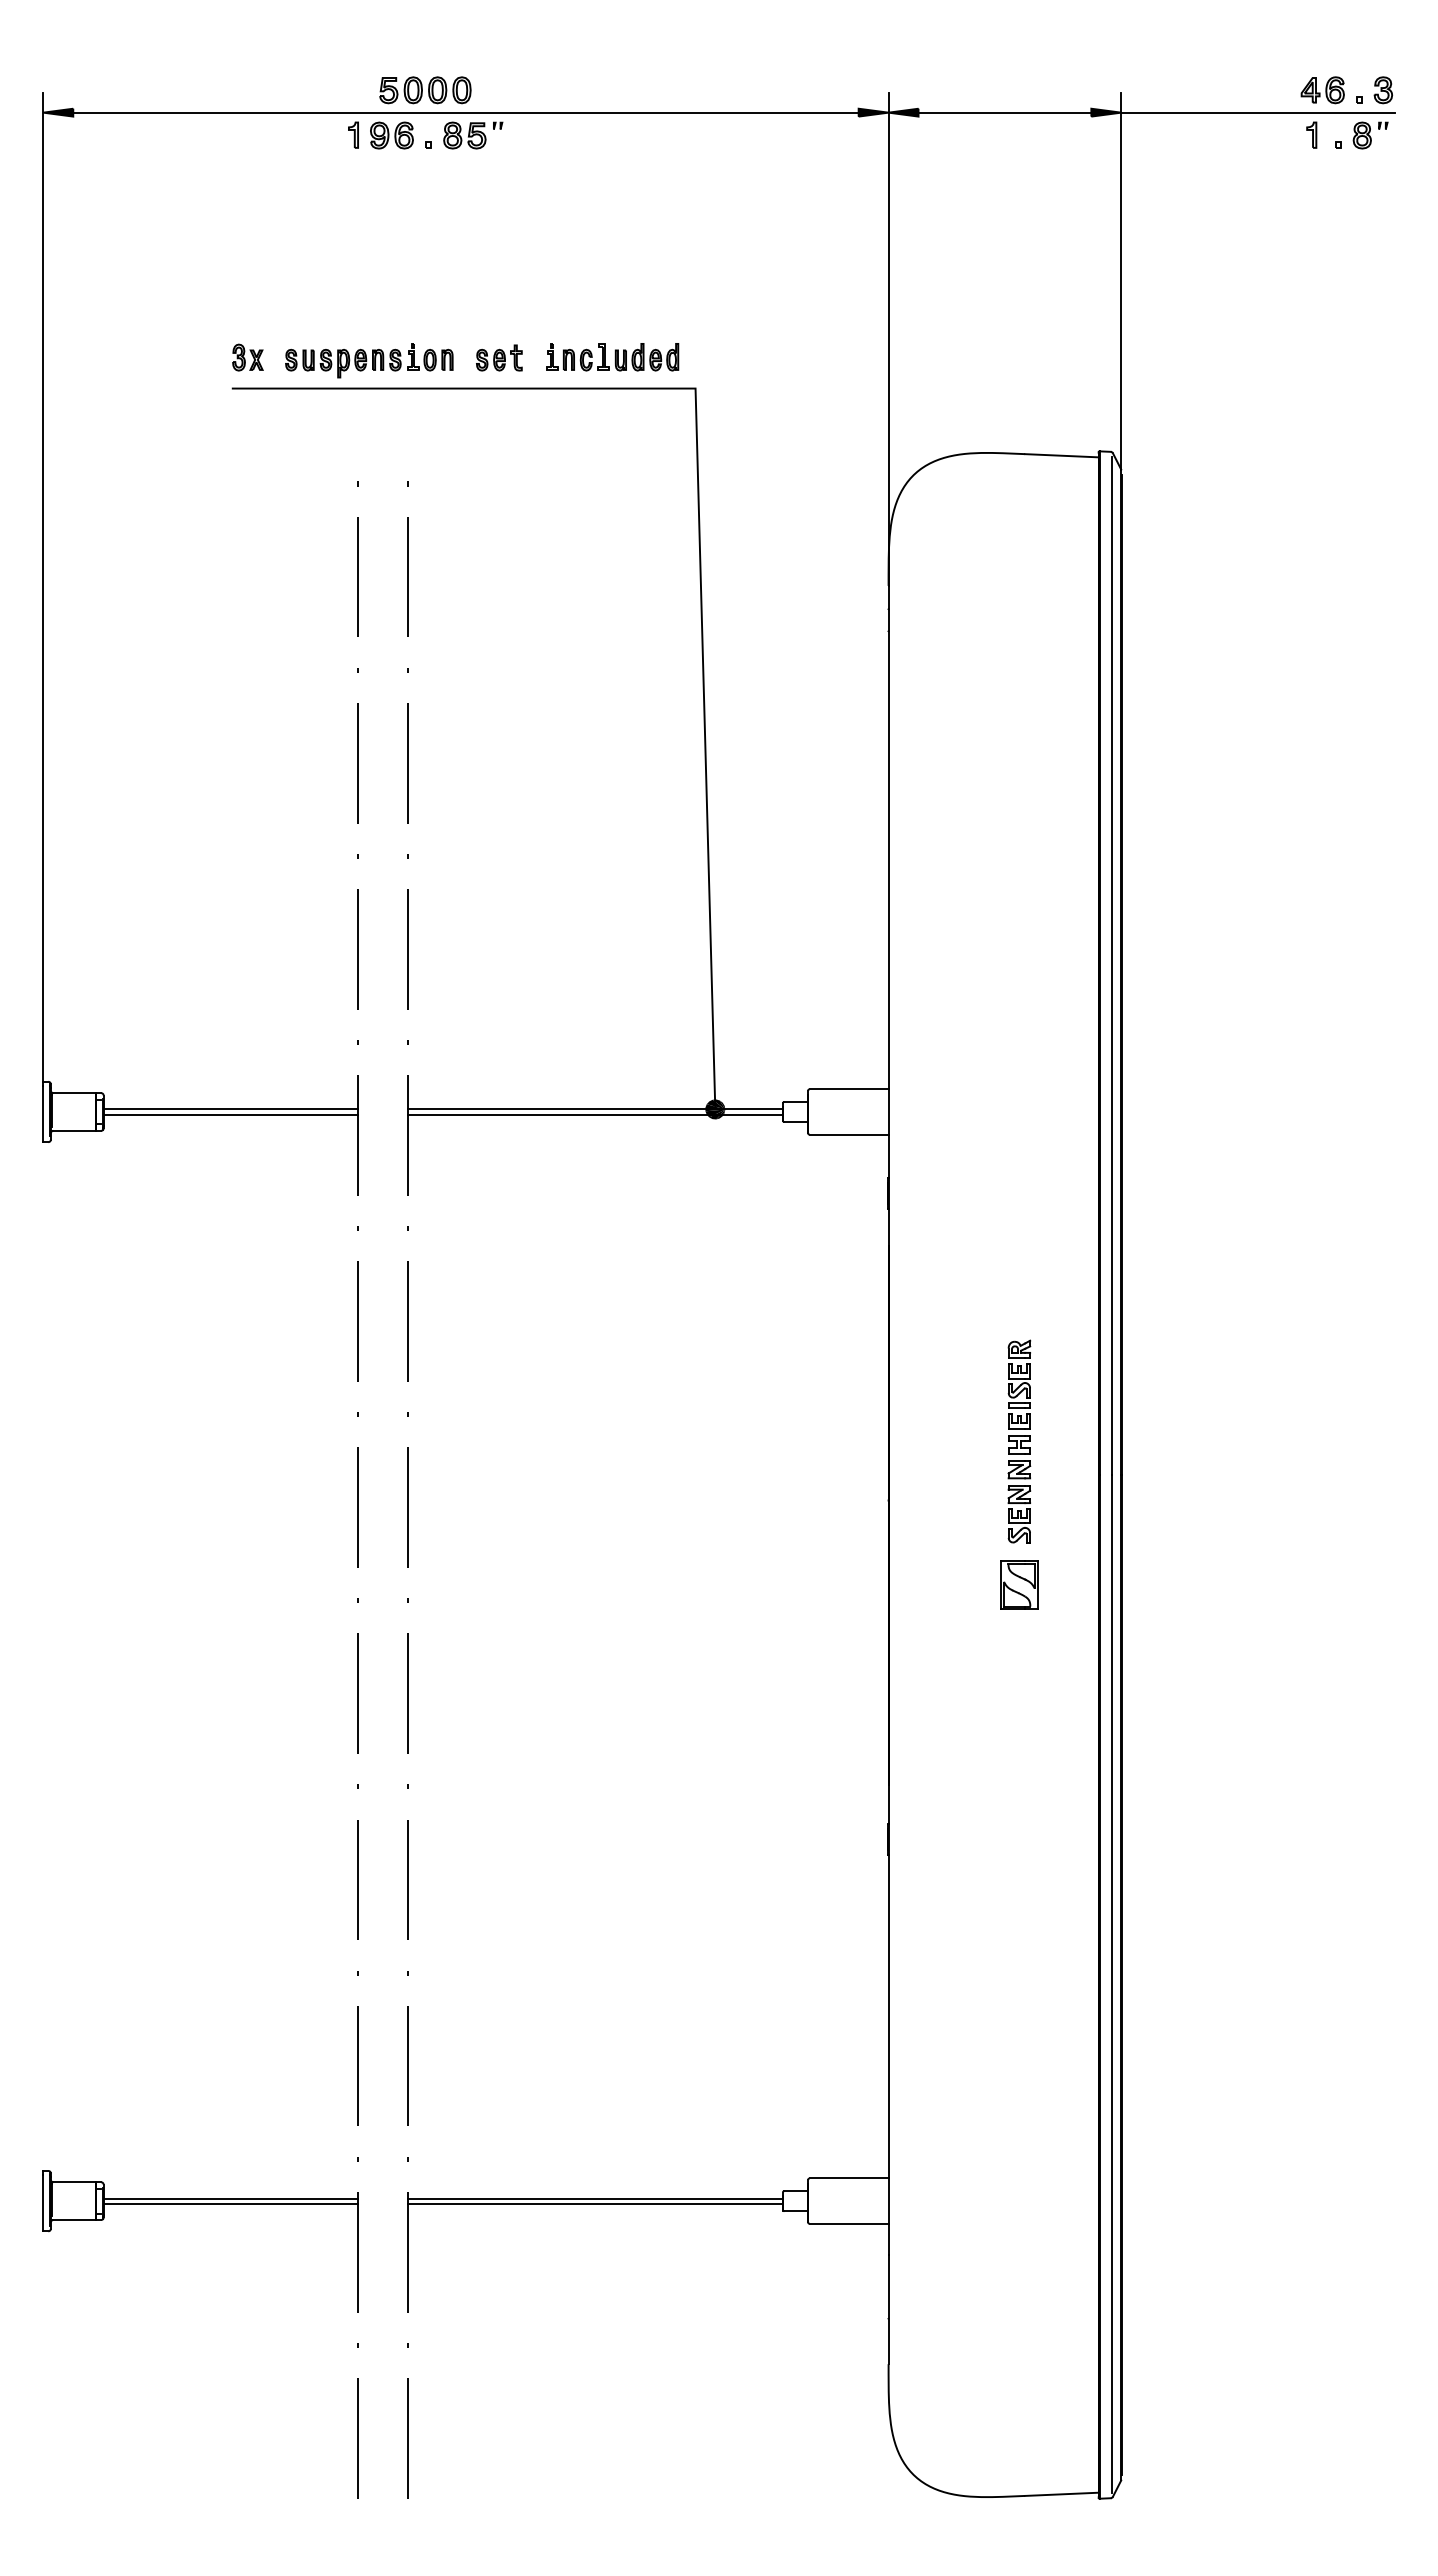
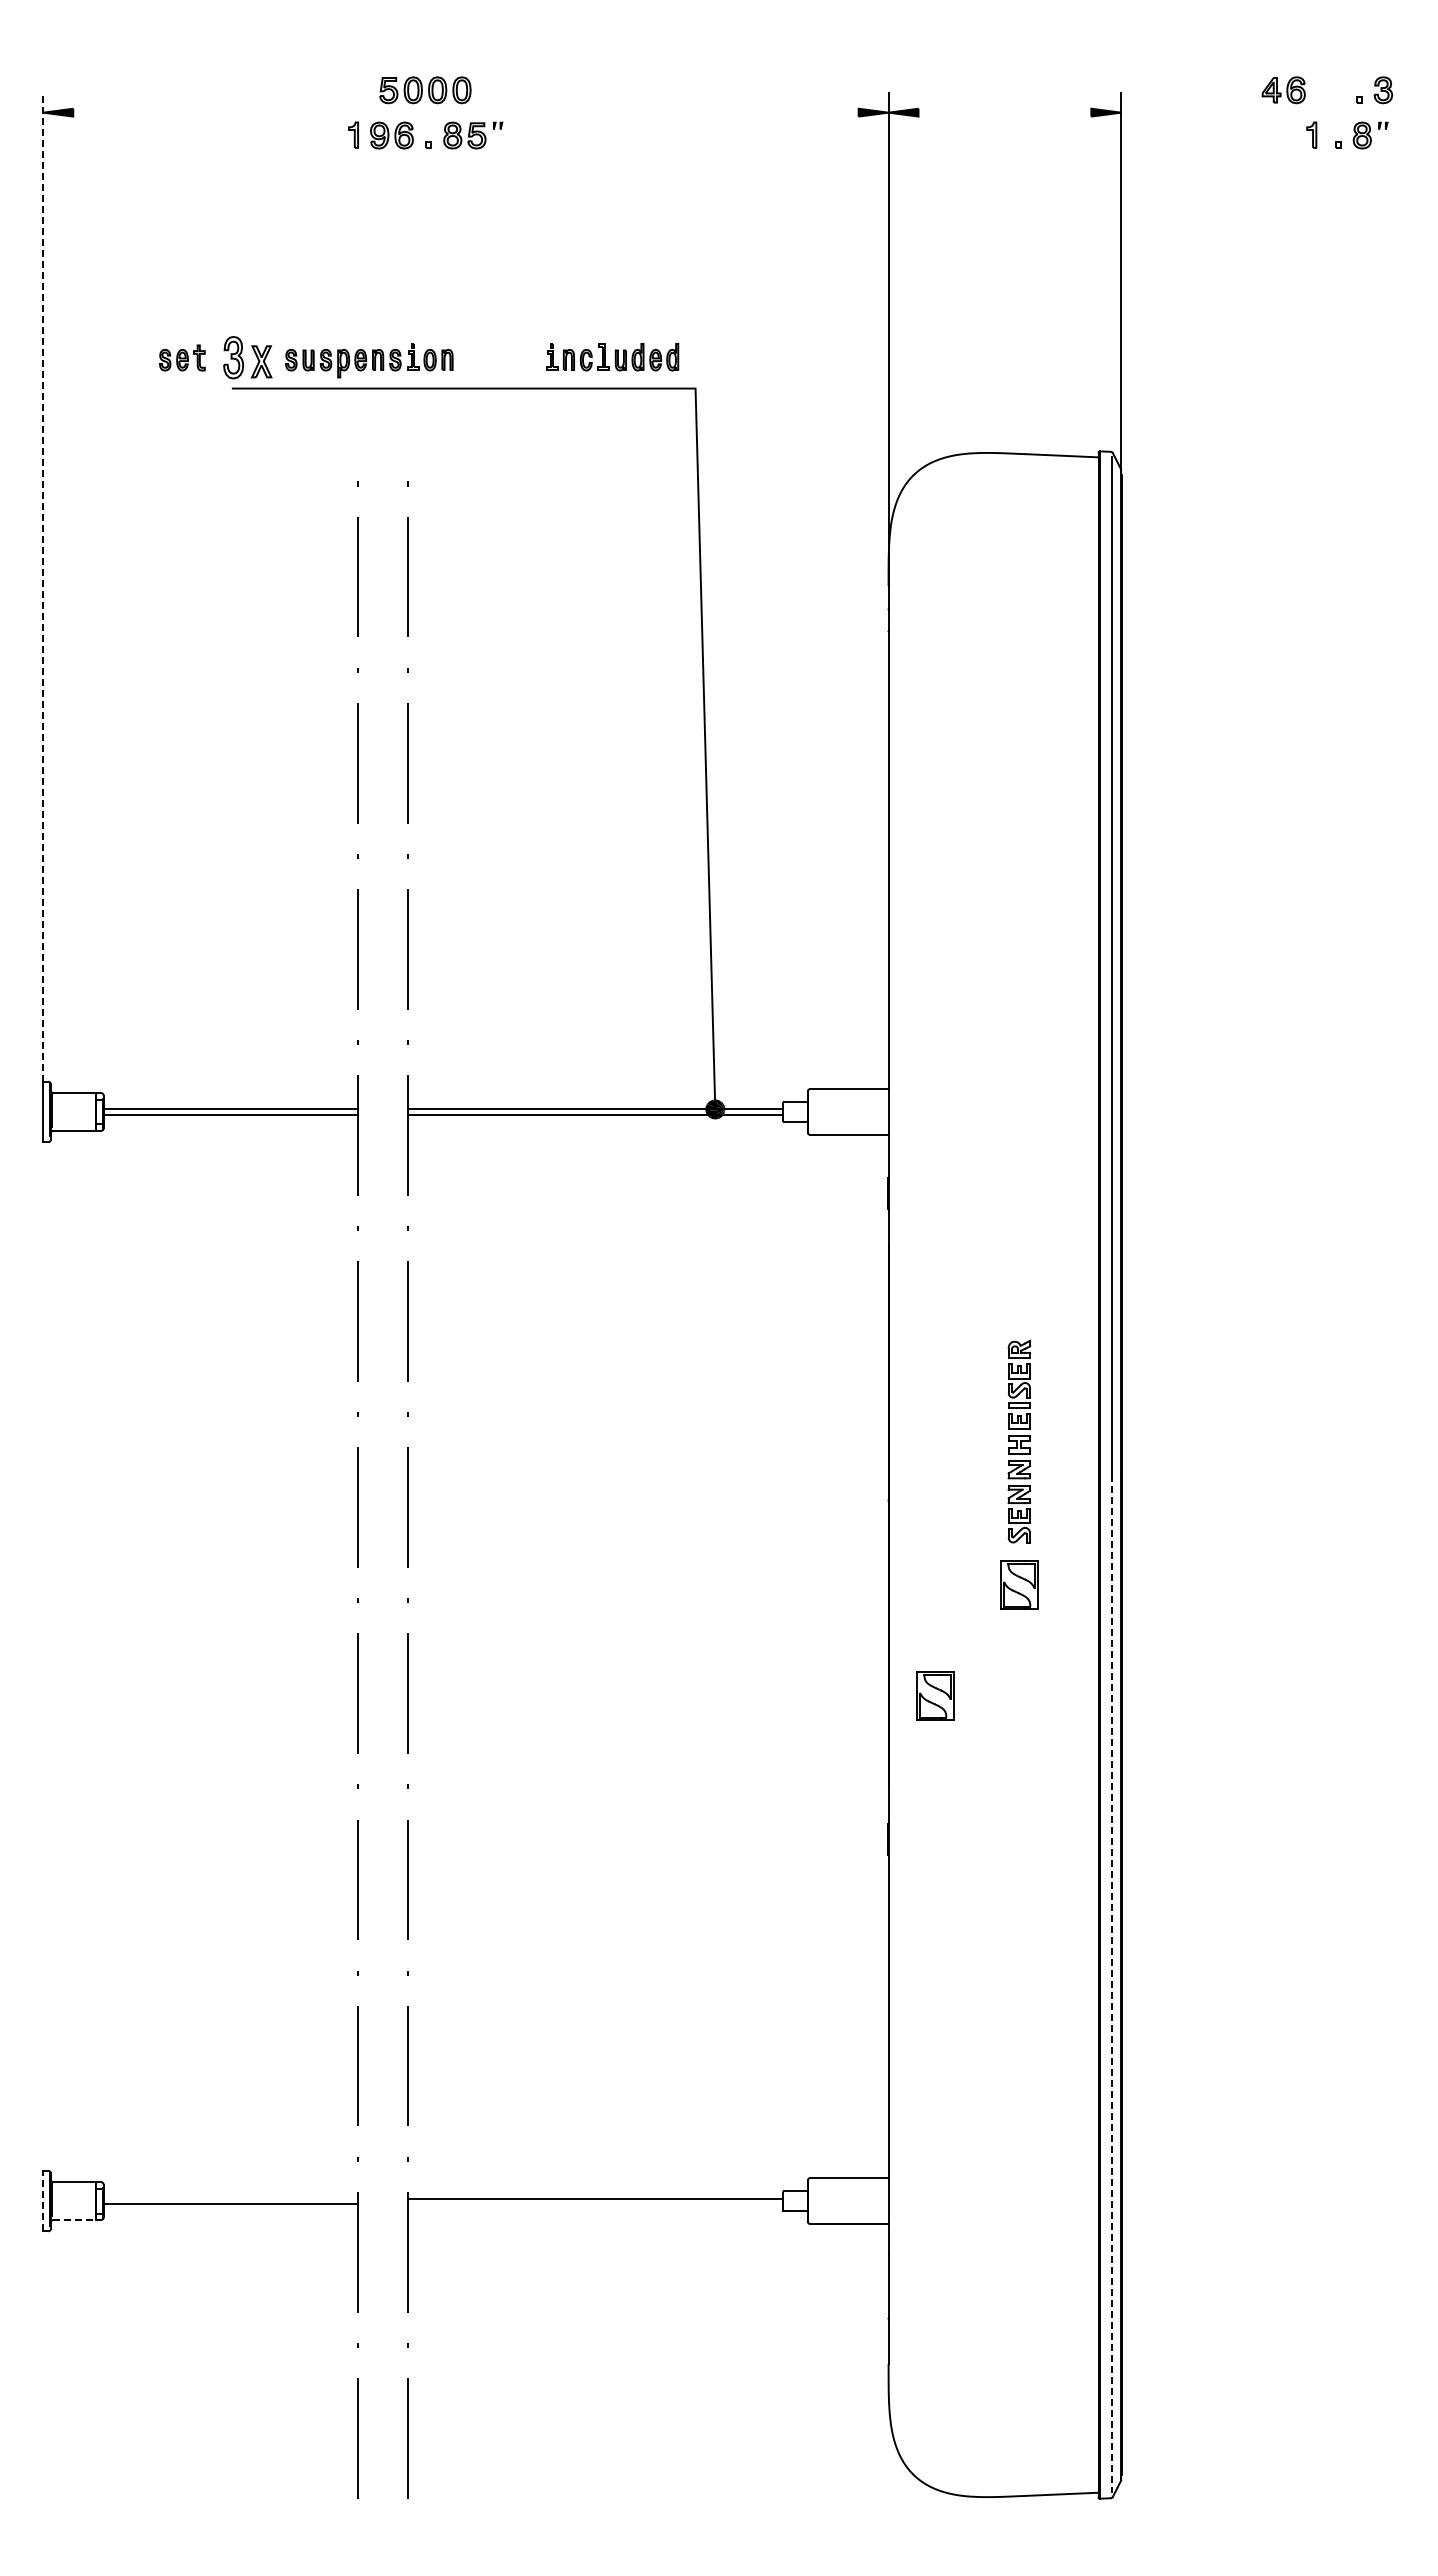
part position: (1322, 90) -> (1283, 90) (1283, 90)
line: present -> none (465, 112)
line: present -> none (1004, 112)
line: present -> none (1257, 112)
part size: 32x29 px -> 50x44 px (247, 357)
part position: (499, 357) -> (182, 357) (182, 357)
line: solid -> dashed (43, 587)
part: none -> present (935, 1695)
line: solid -> dashed (1112, 1984)
line: present -> none (230, 2198)
line: solid -> dashed (43, 2202)
line: present -> none (595, 2203)
line: solid -> dashed (75, 2220)
